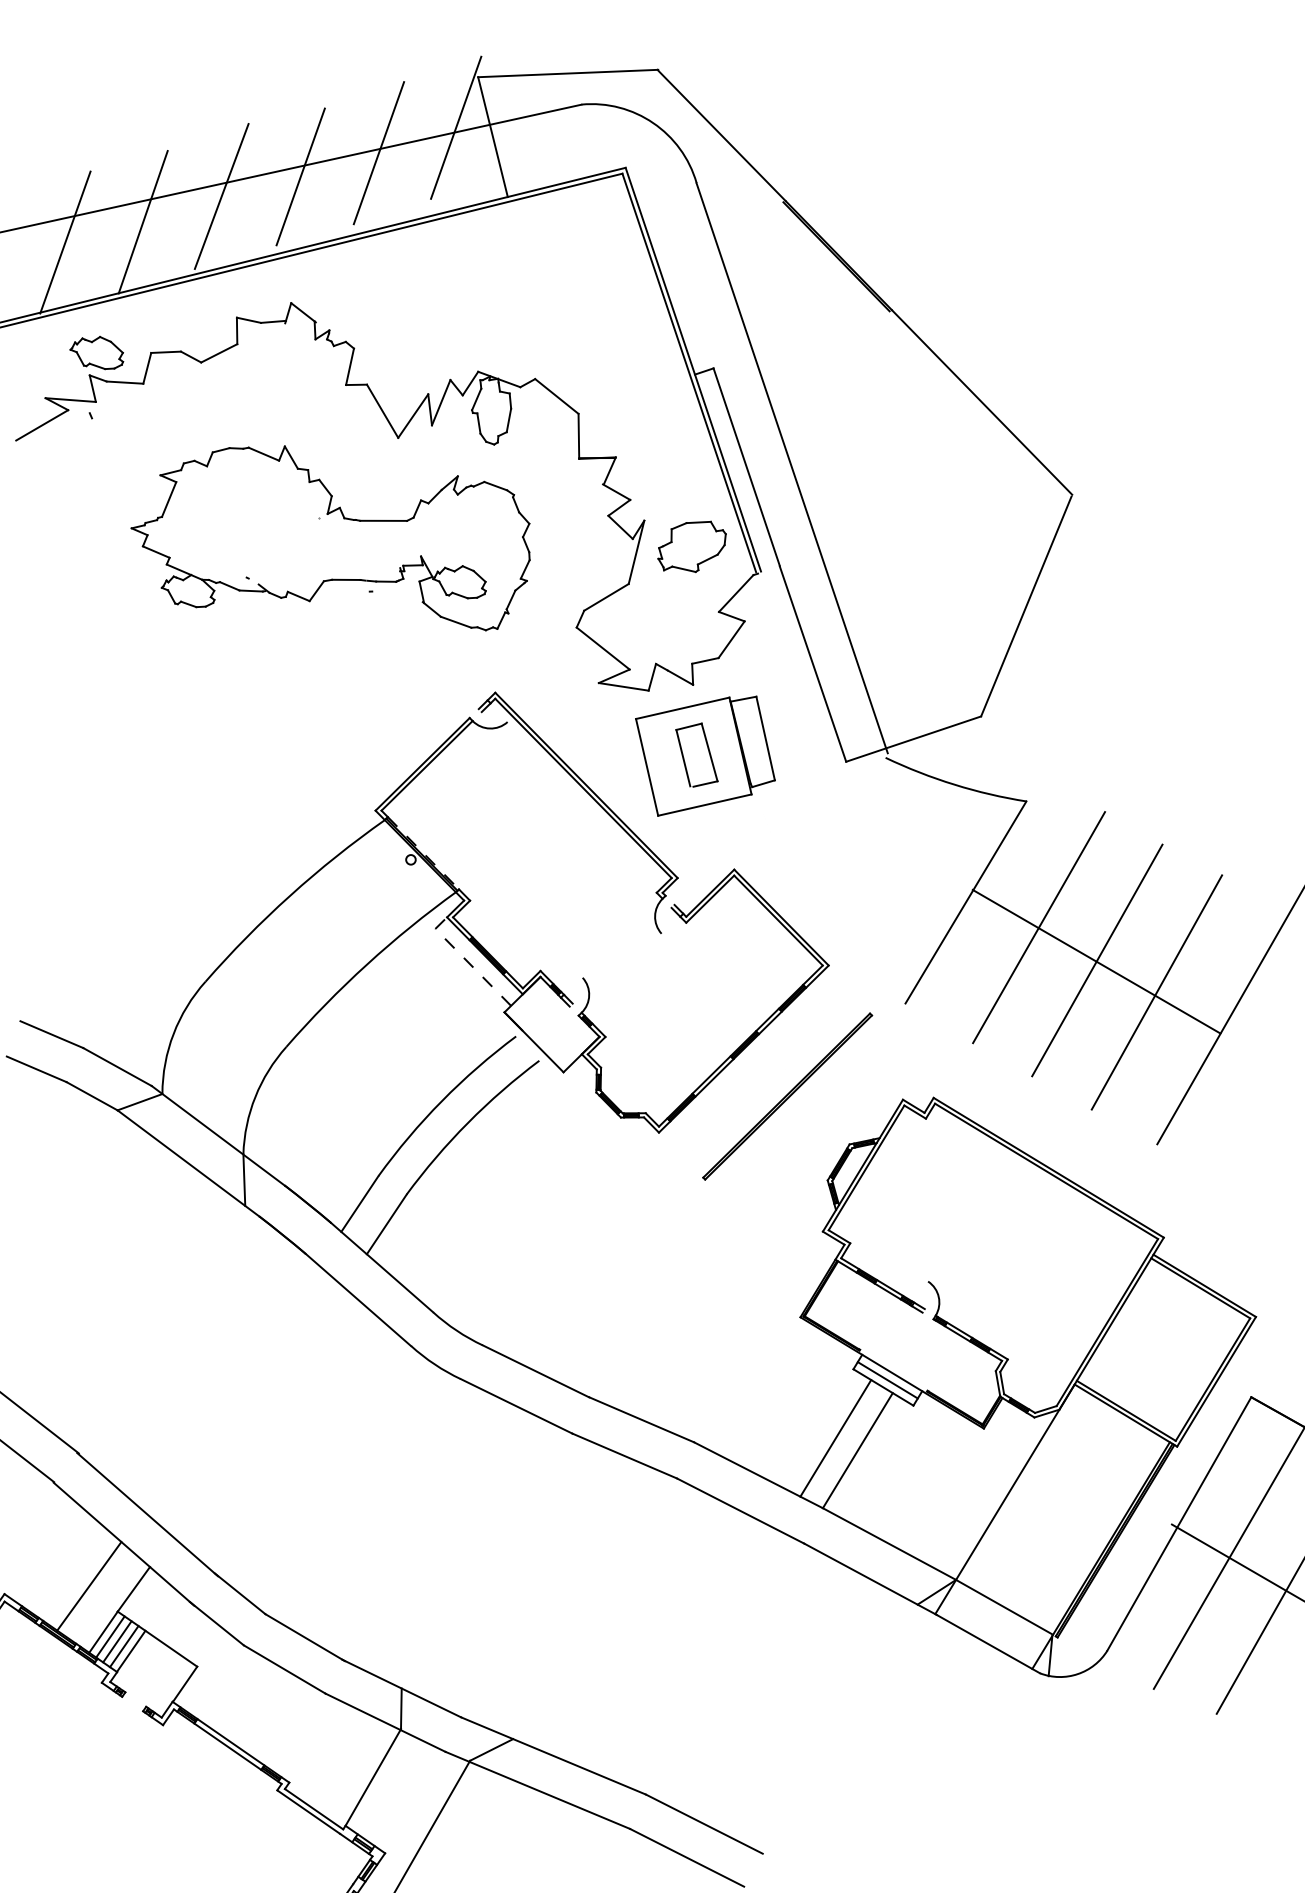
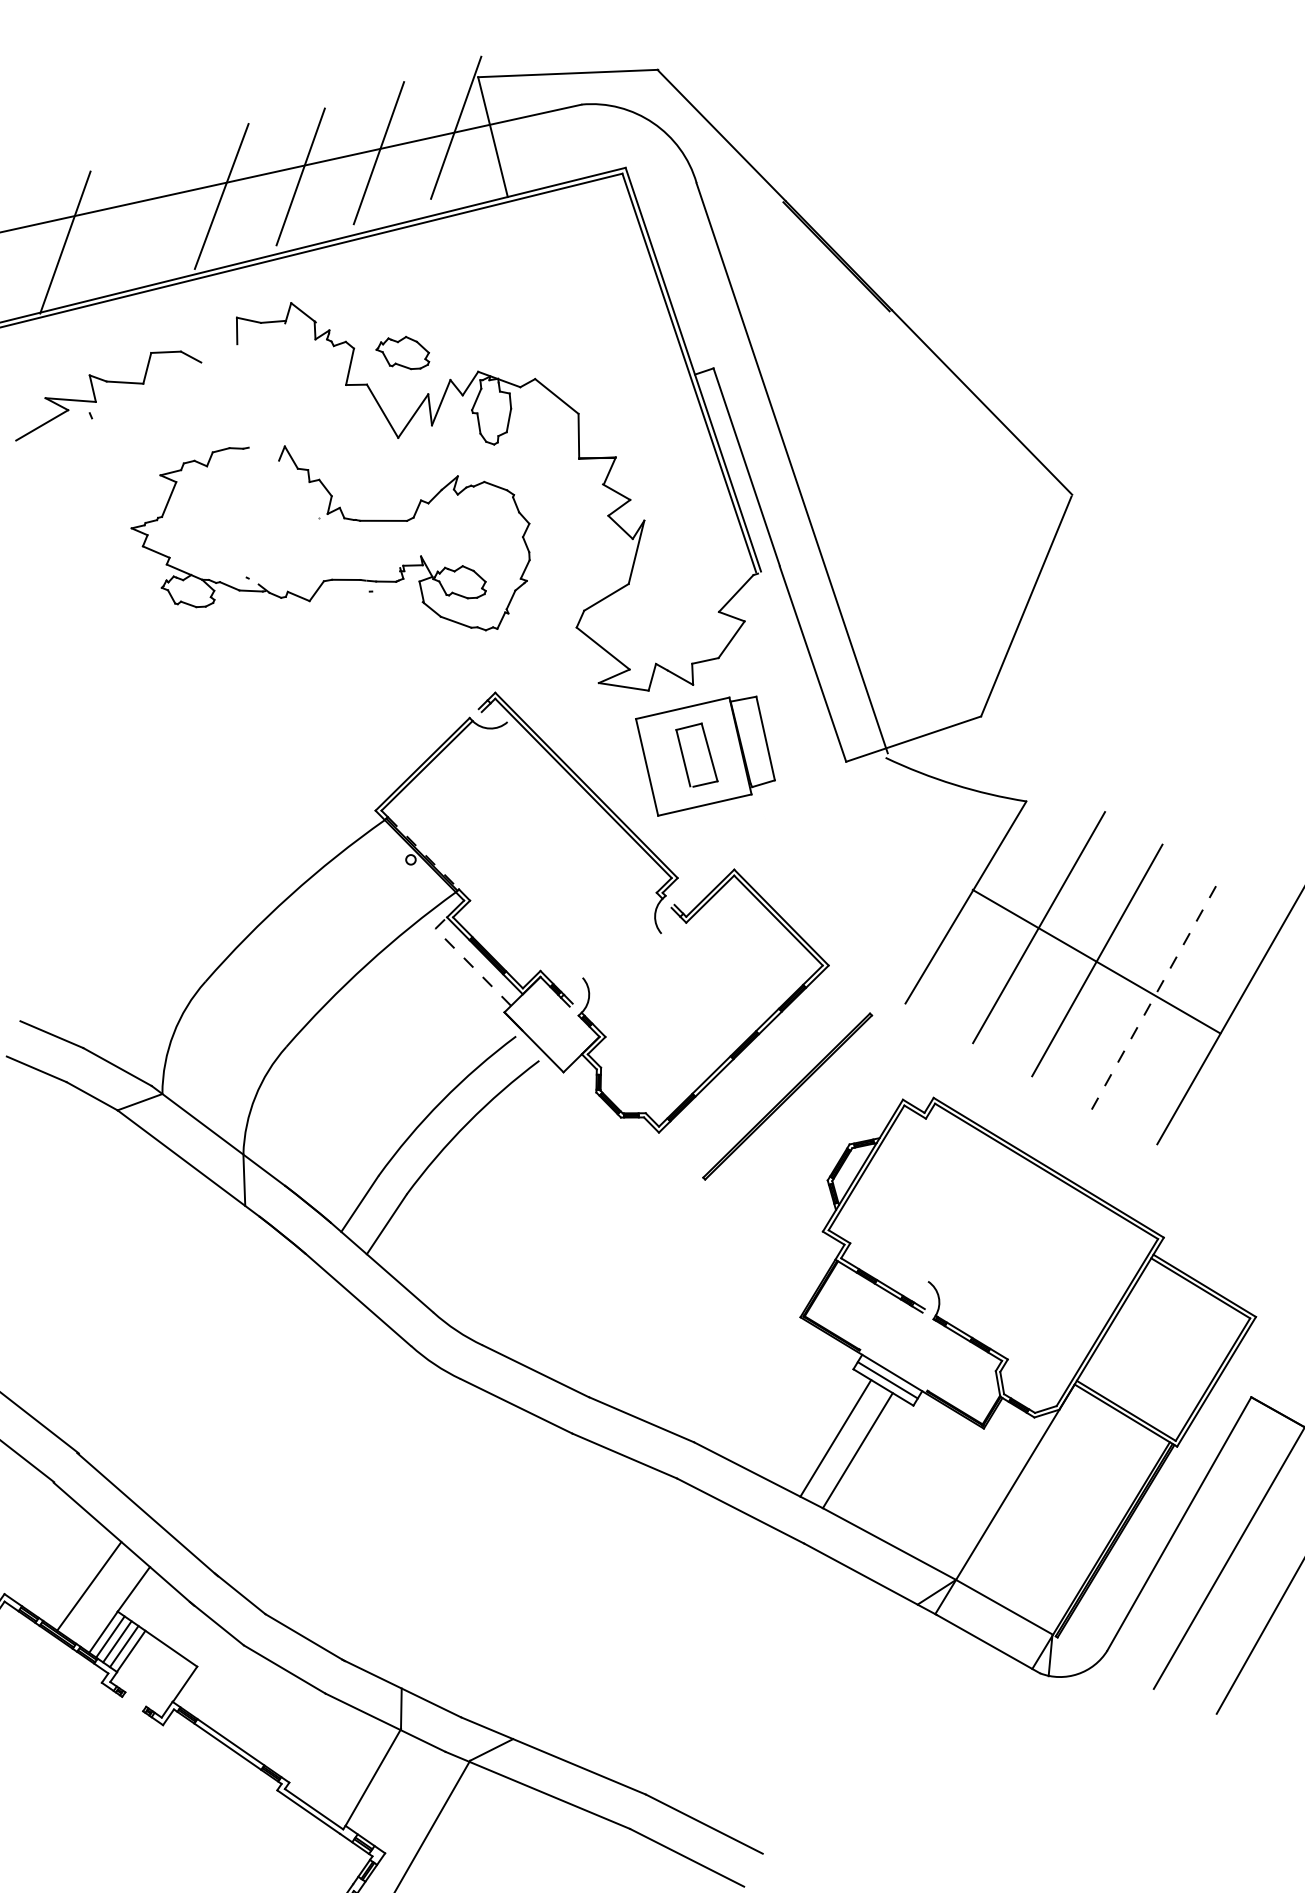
line: present -> none (142, 222)
part position: (96, 352) -> (402, 352) (402, 352)
line: present -> none (219, 353)
line: present -> none (263, 453)
part: present -> none (691, 546)
line: solid -> dashed (1157, 992)
line: present -> none (1236, 1561)
